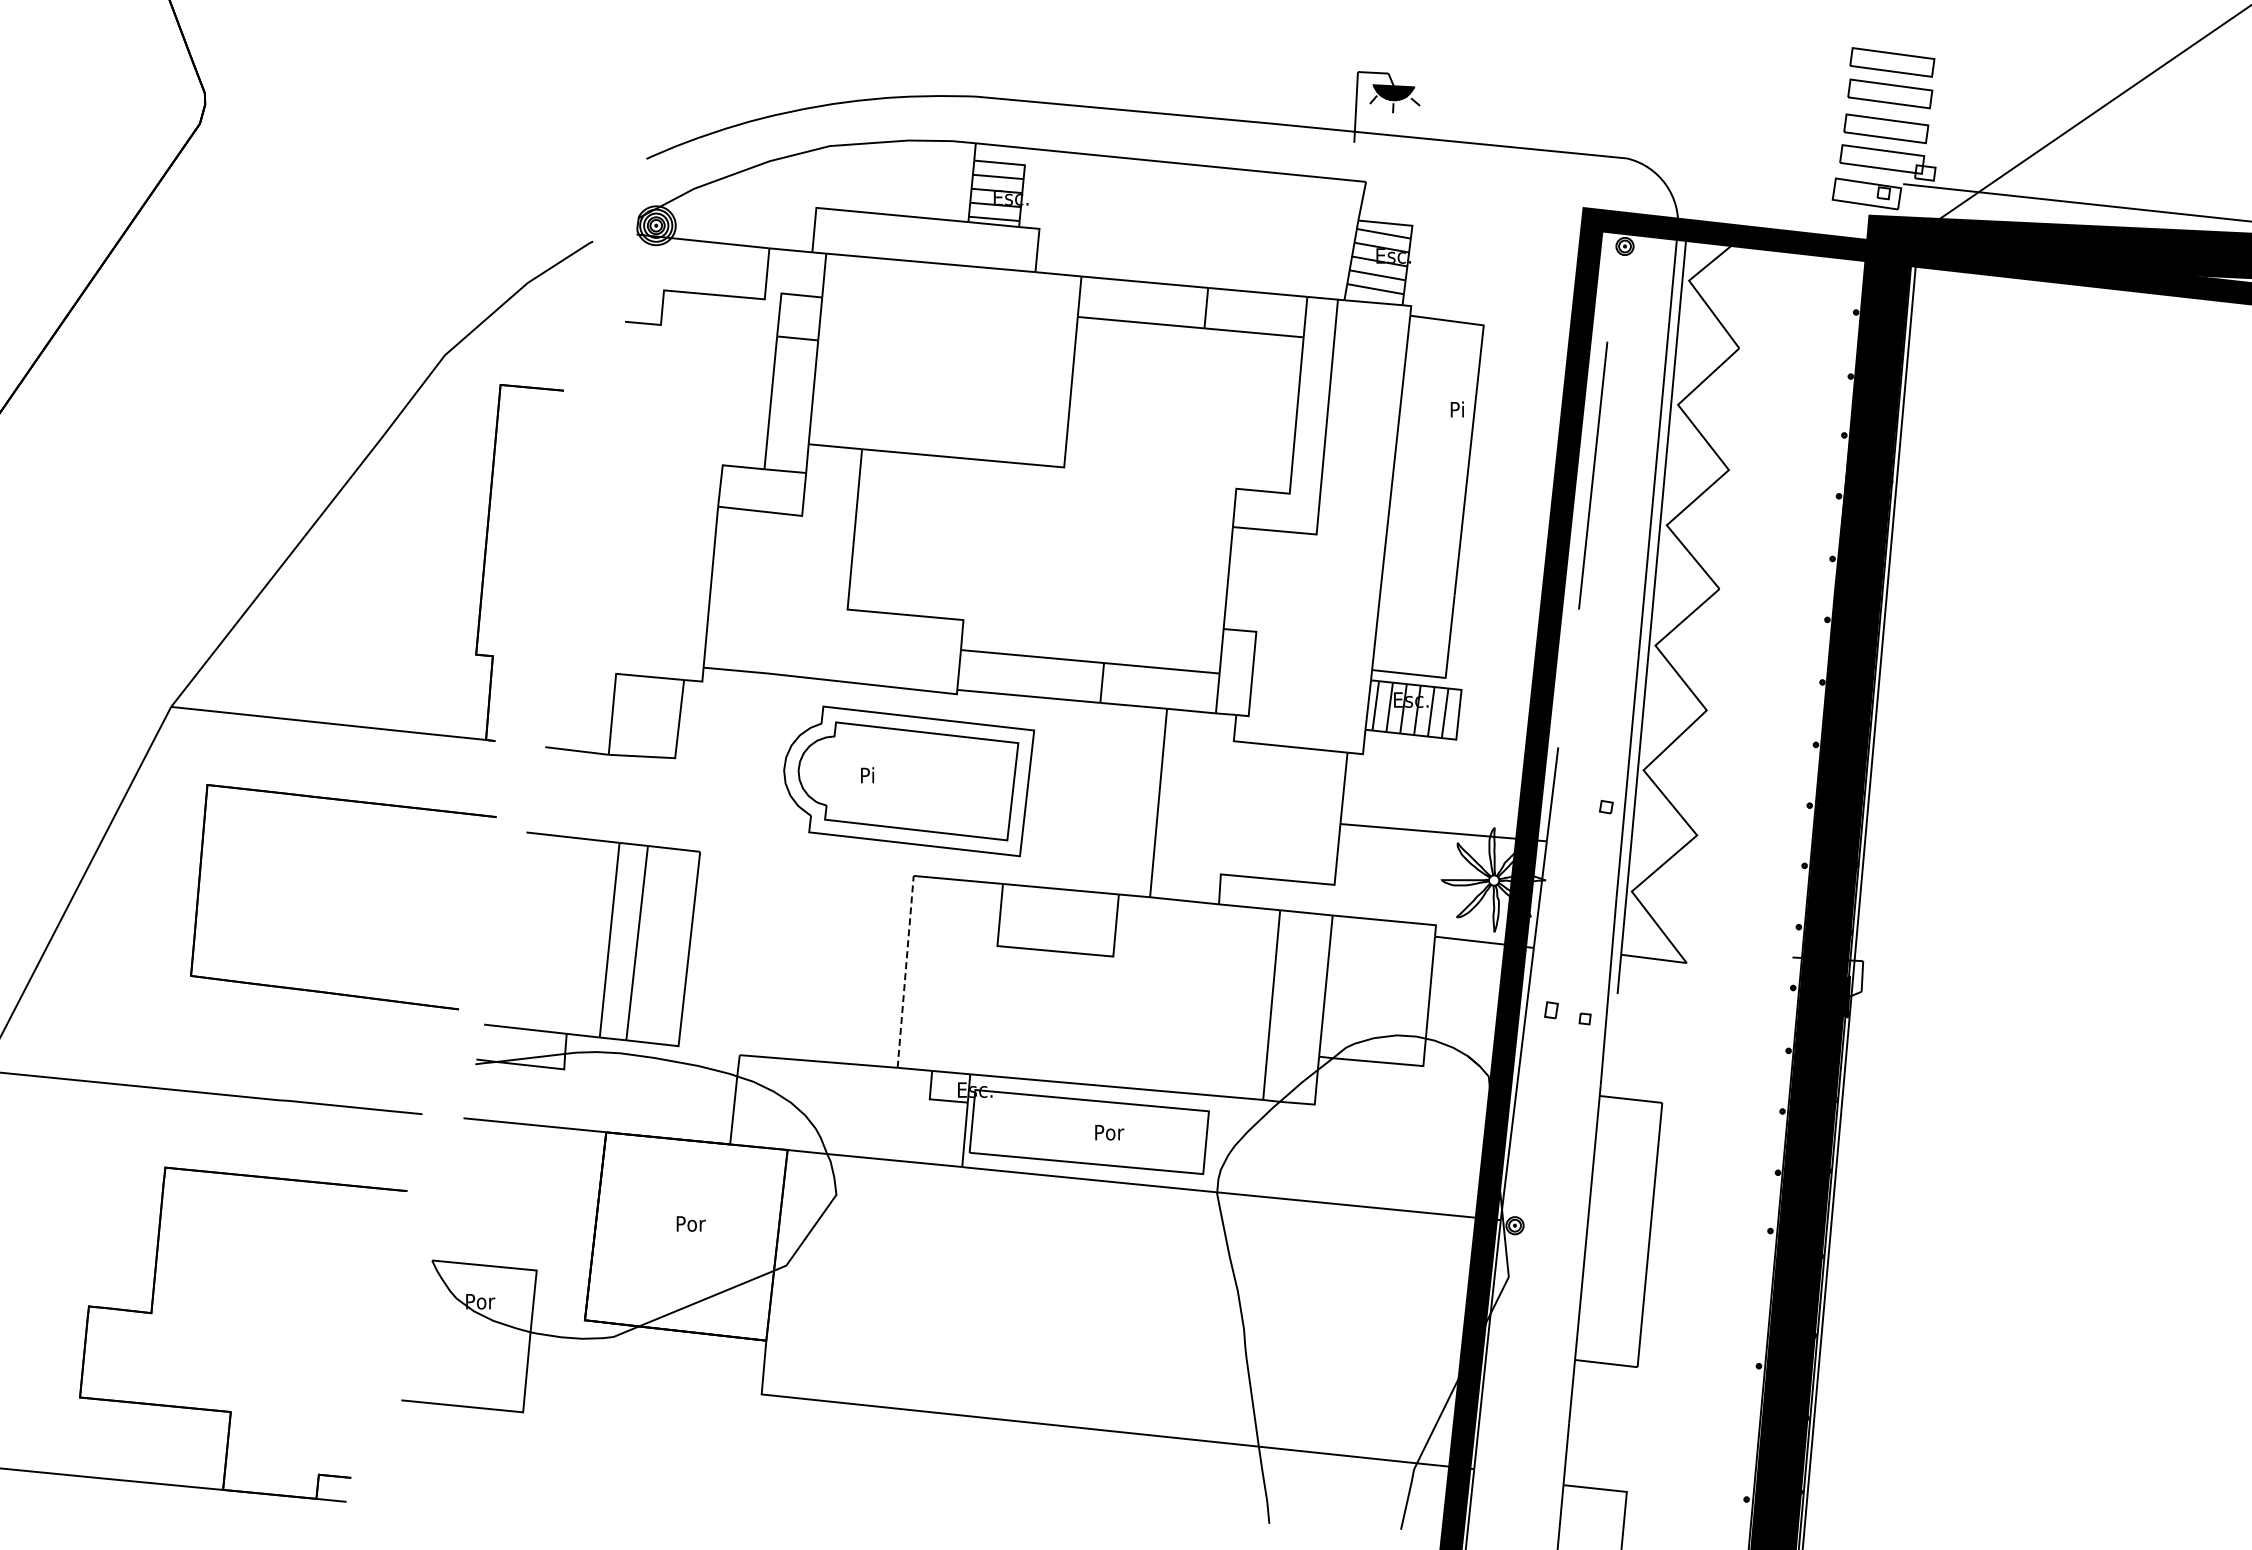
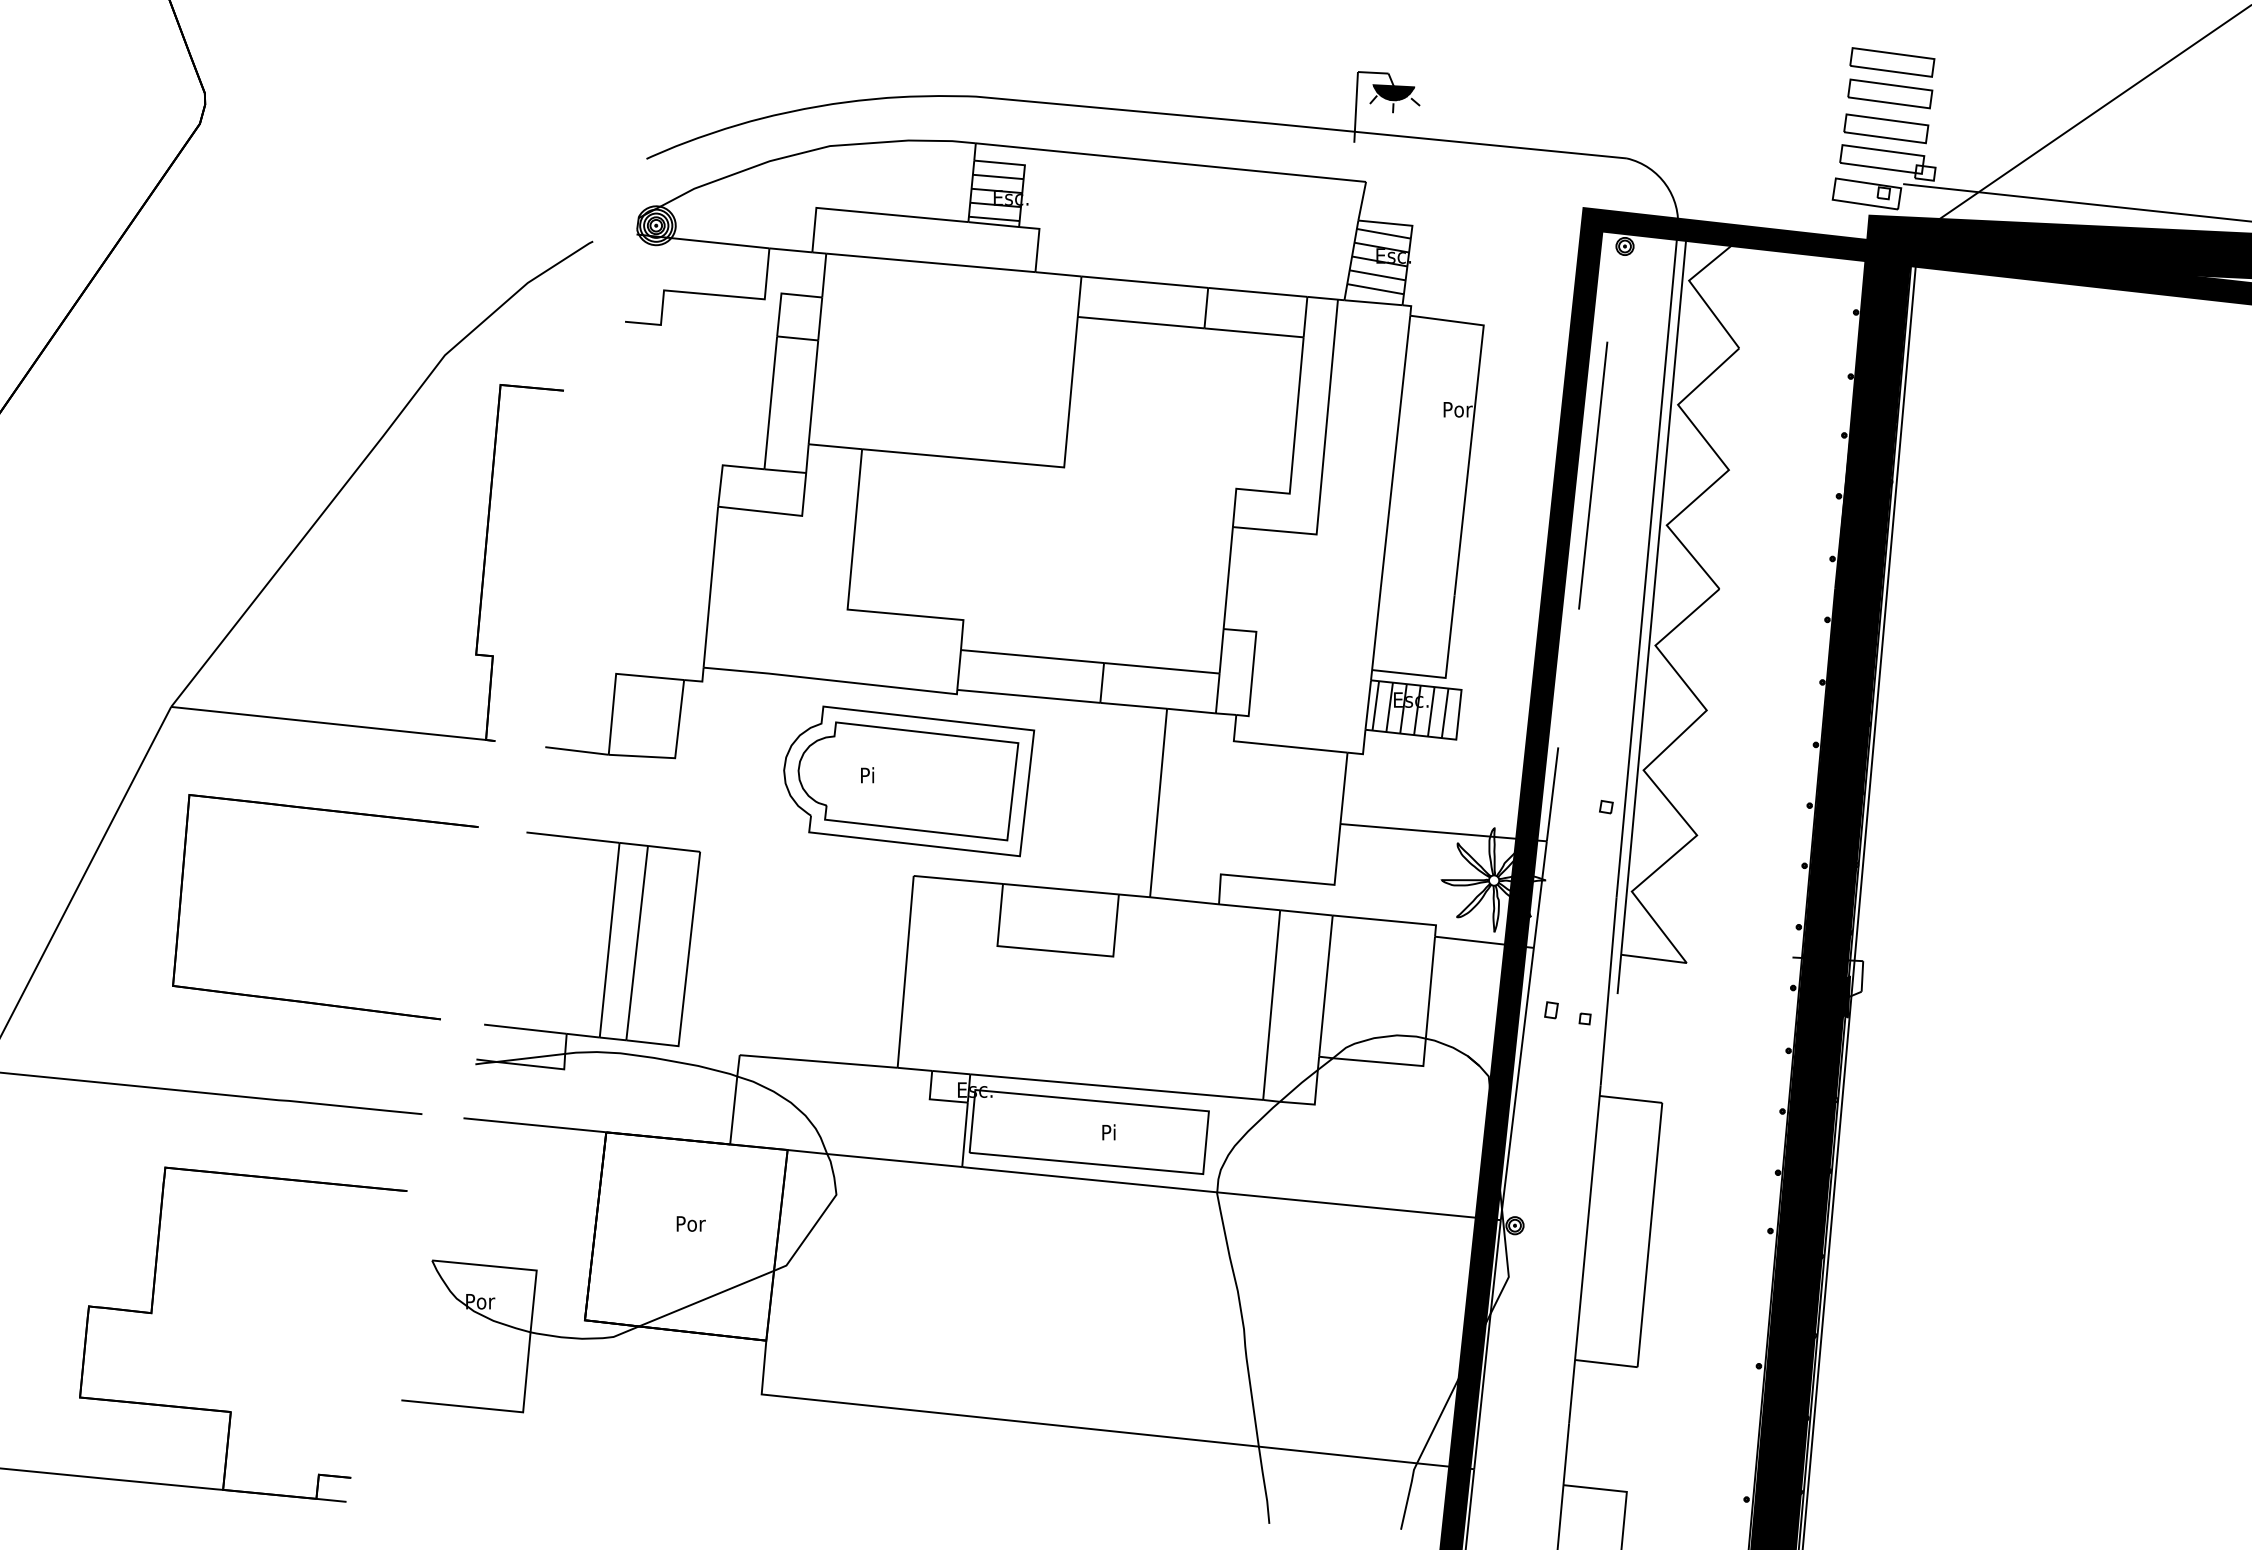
text: Pi -> Por (1457, 409)
line: dashed -> solid (905, 971)
part position: (335, 992) -> (317, 1002) (317, 1002)
text: Por -> Pi (1109, 1132)
